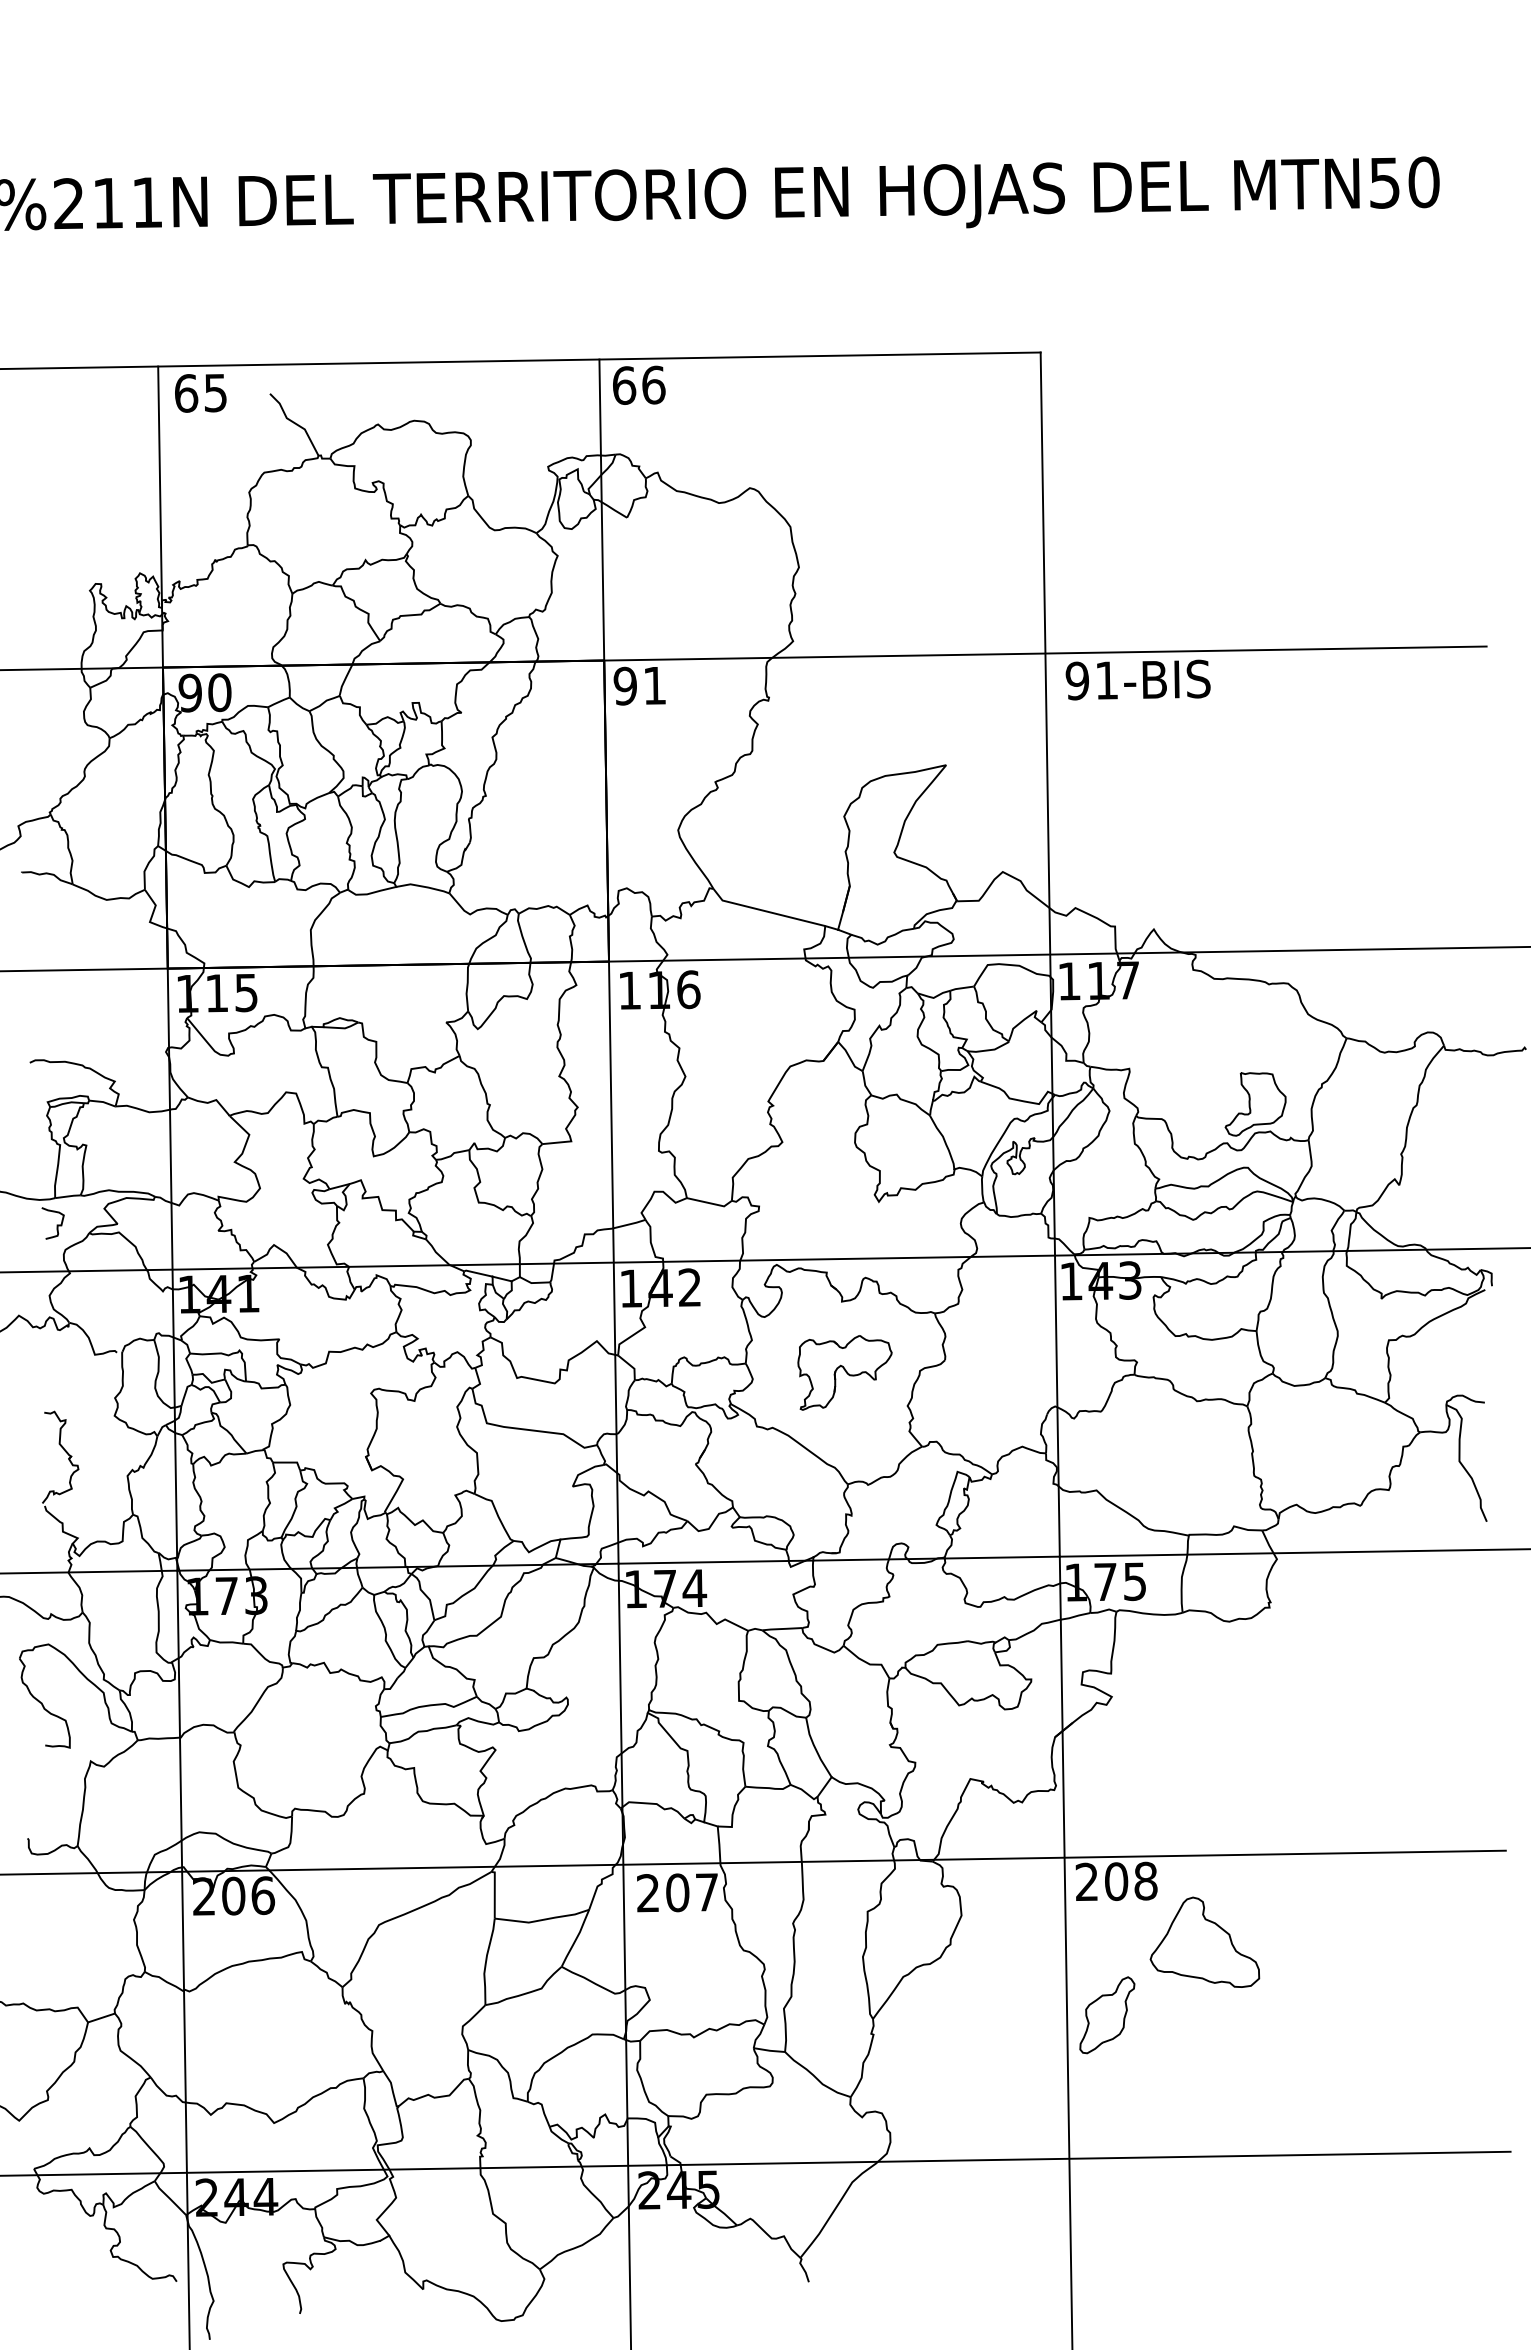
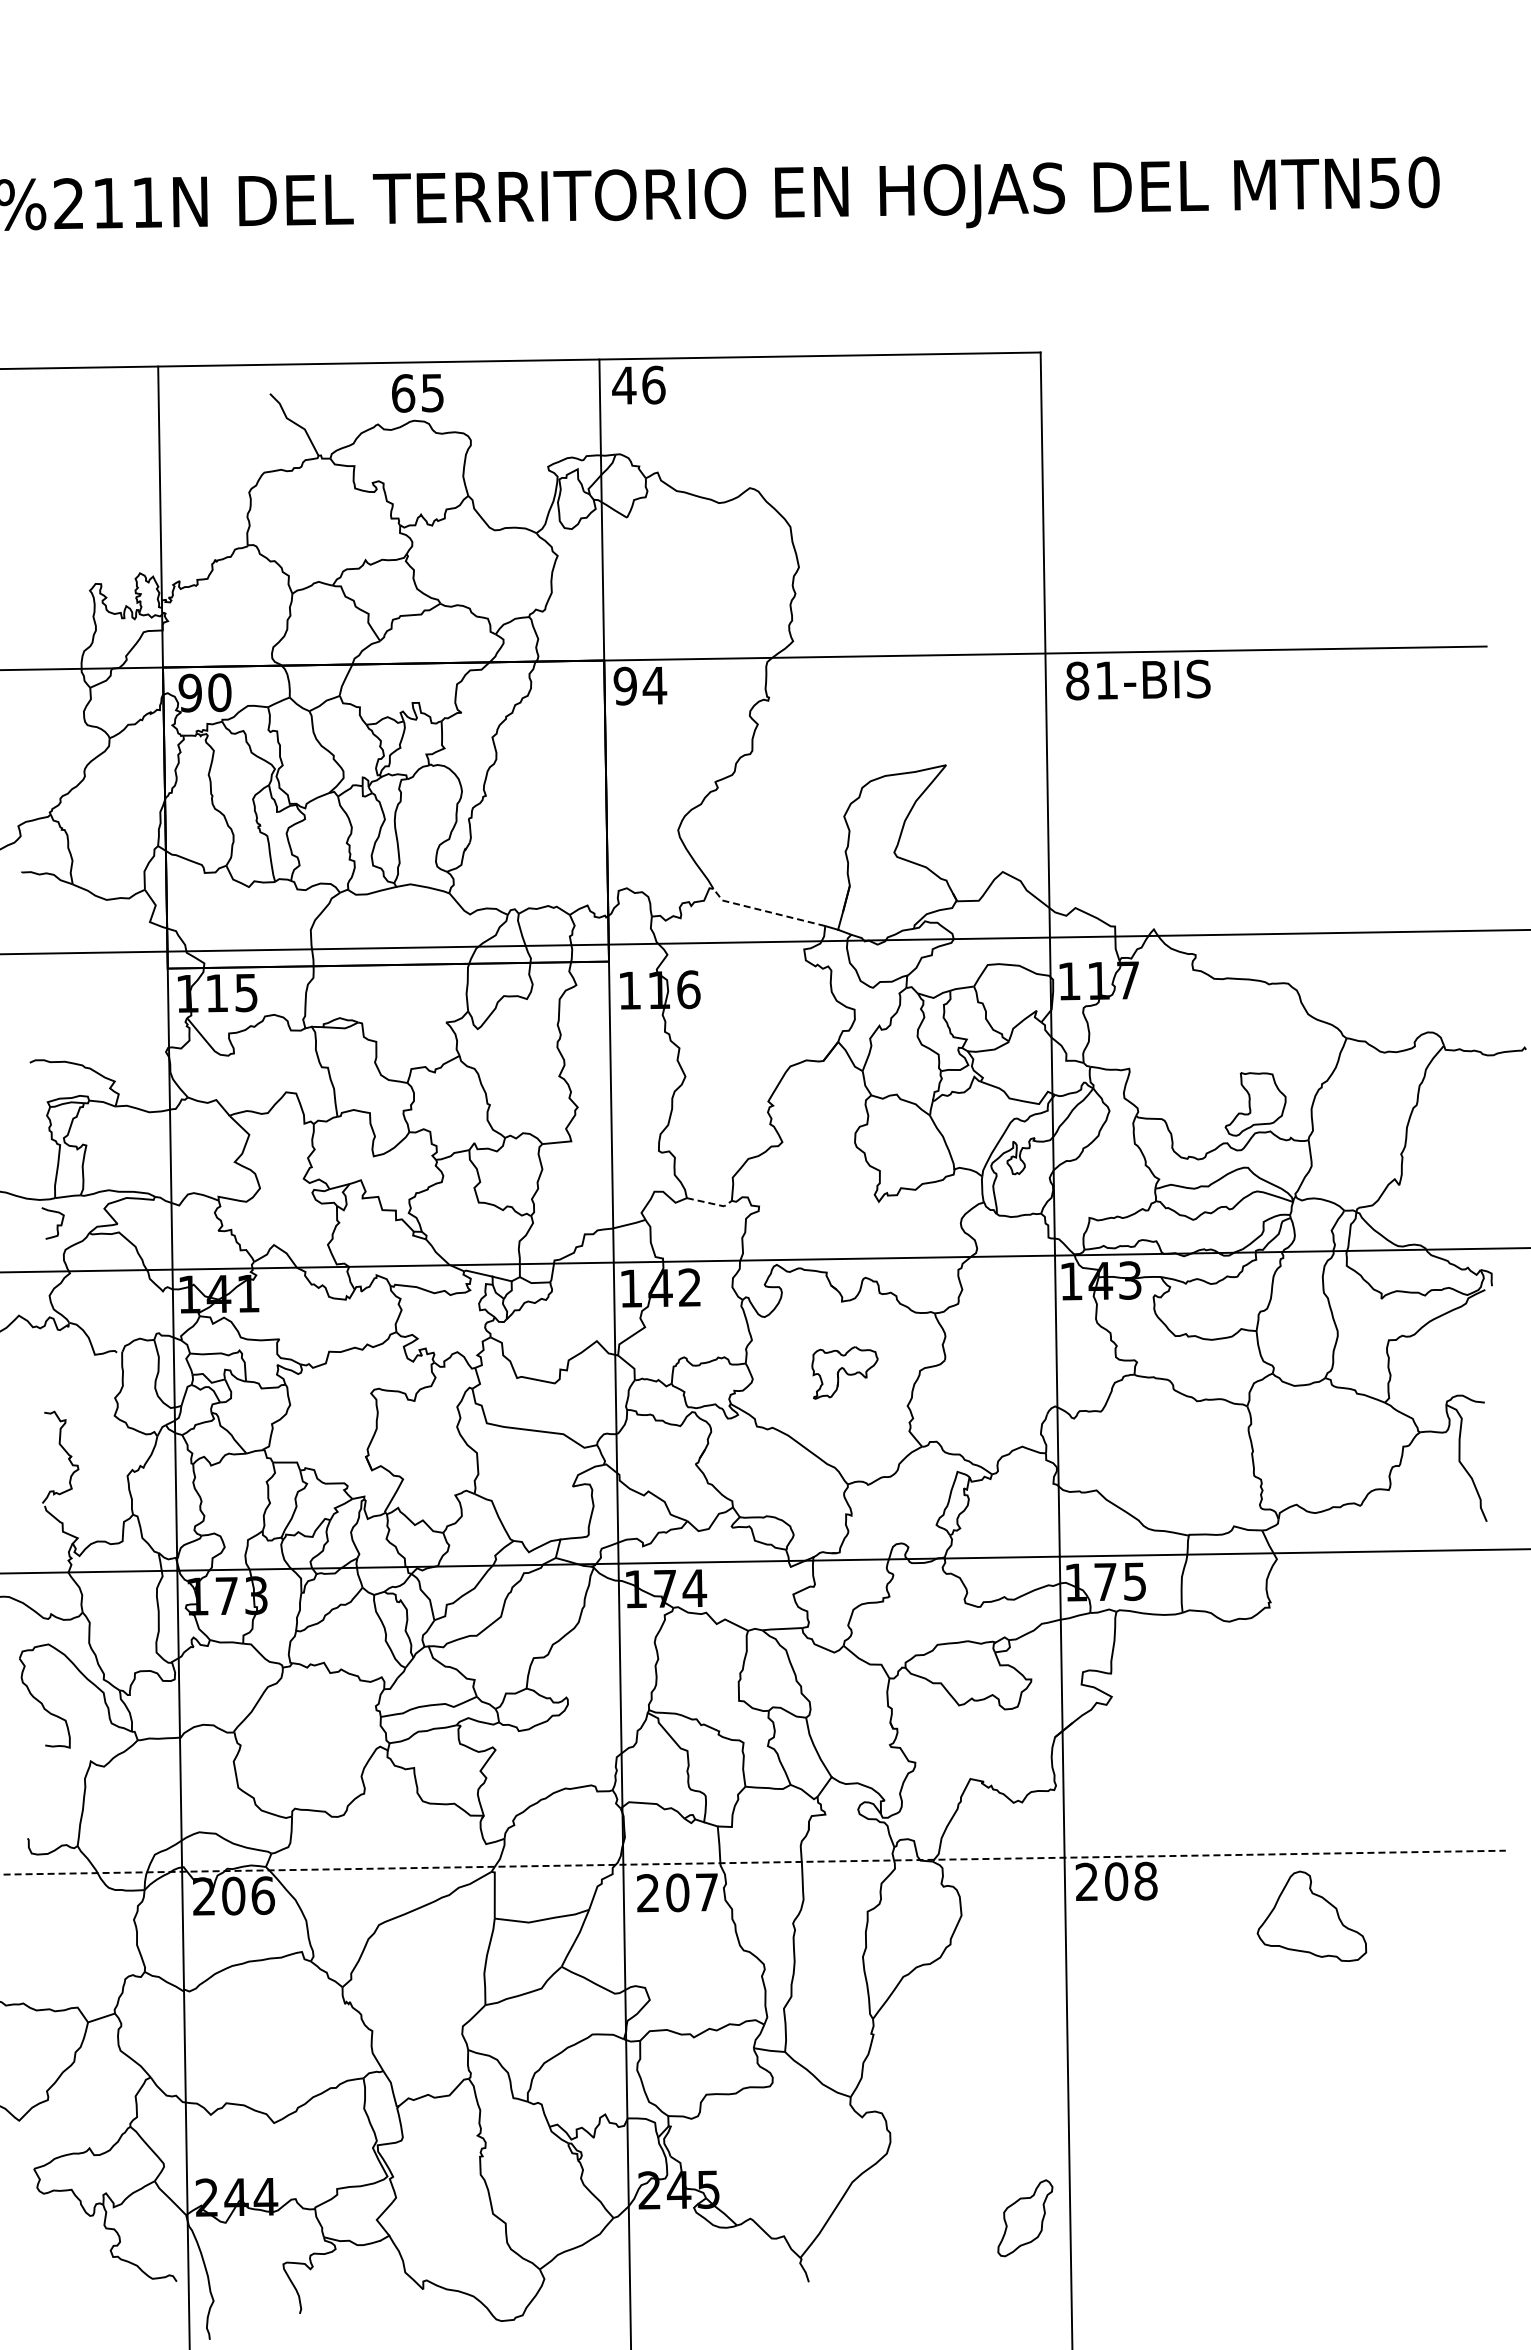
text: 66 -> 46 (624, 385)
text position: (200, 393) -> (417, 393) (417, 393)
text: 91-BIS -> 81-BIS (1077, 680)
text: 91 -> 94 (654, 685)
line: solid -> dashed (766, 911)
line position: (764, 959) -> (764, 942) (764, 942)
line: solid -> dashed (710, 1203)
part size: 96x76 px -> 68x54 px (844, 1372)
line: solid -> dashed (753, 1862)
part position: (1204, 1941) -> (1311, 1915) (1311, 1915)
part position: (1107, 2015) -> (1025, 2218) (1025, 2218)
line: present -> none (756, 2163)
